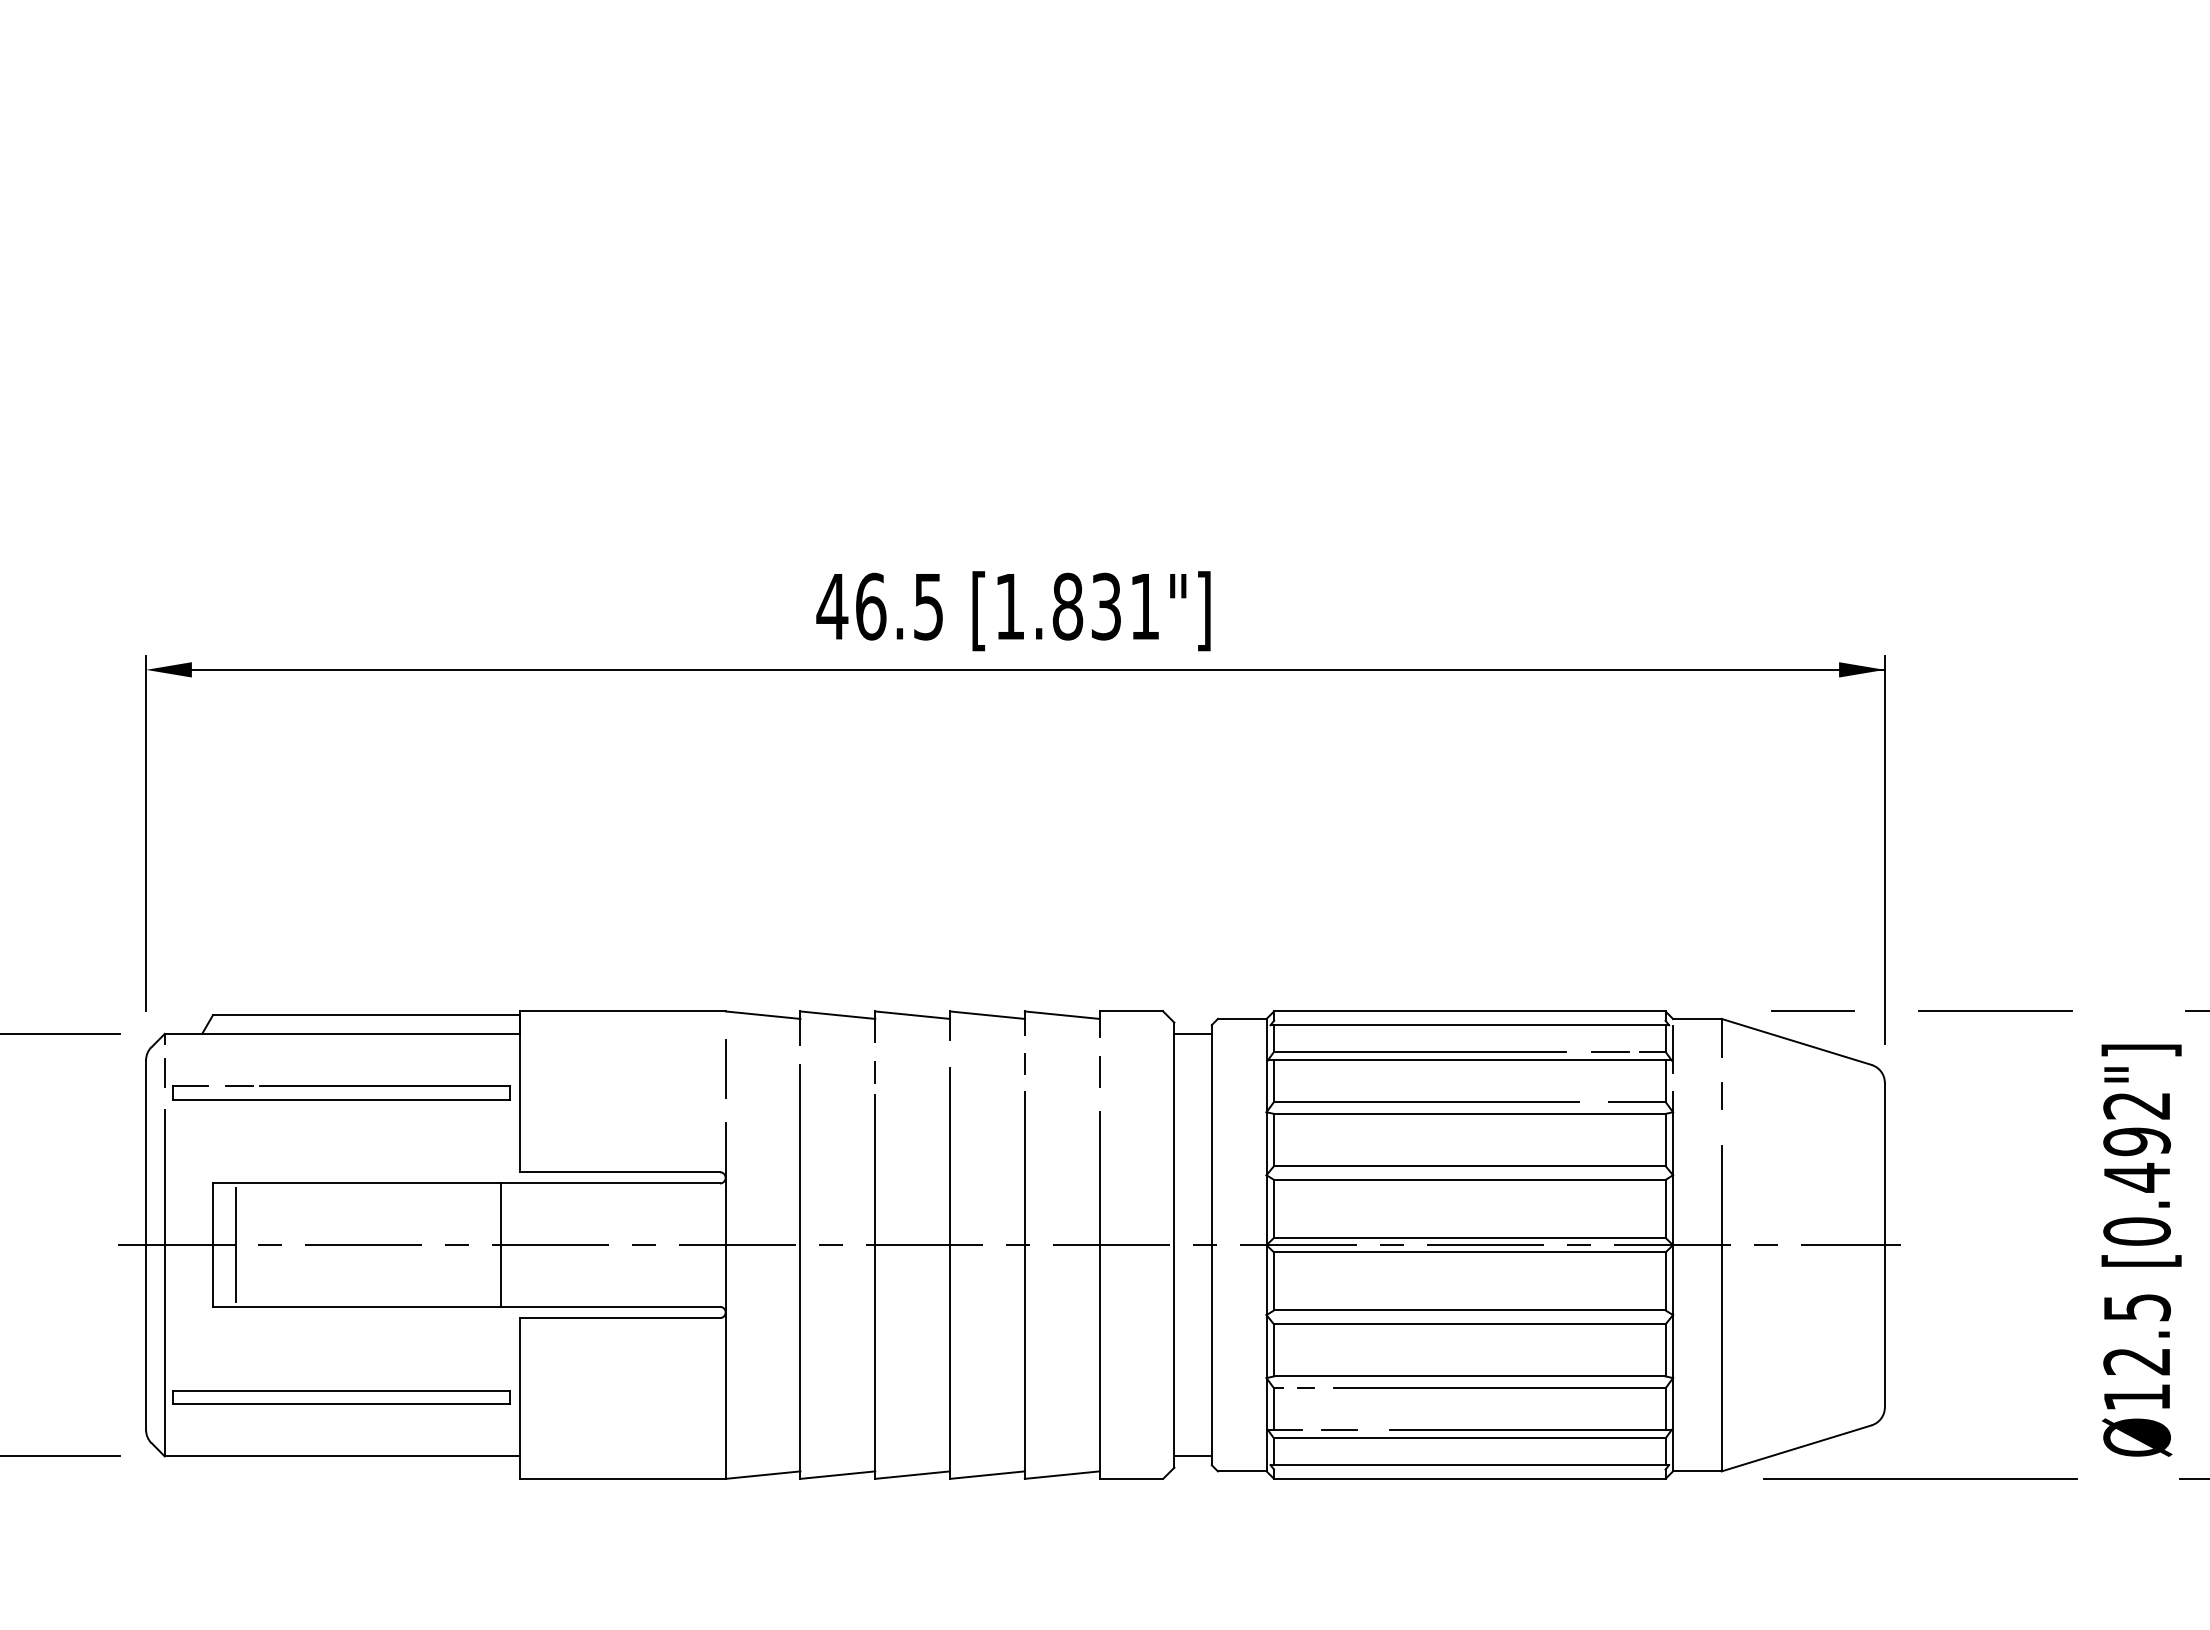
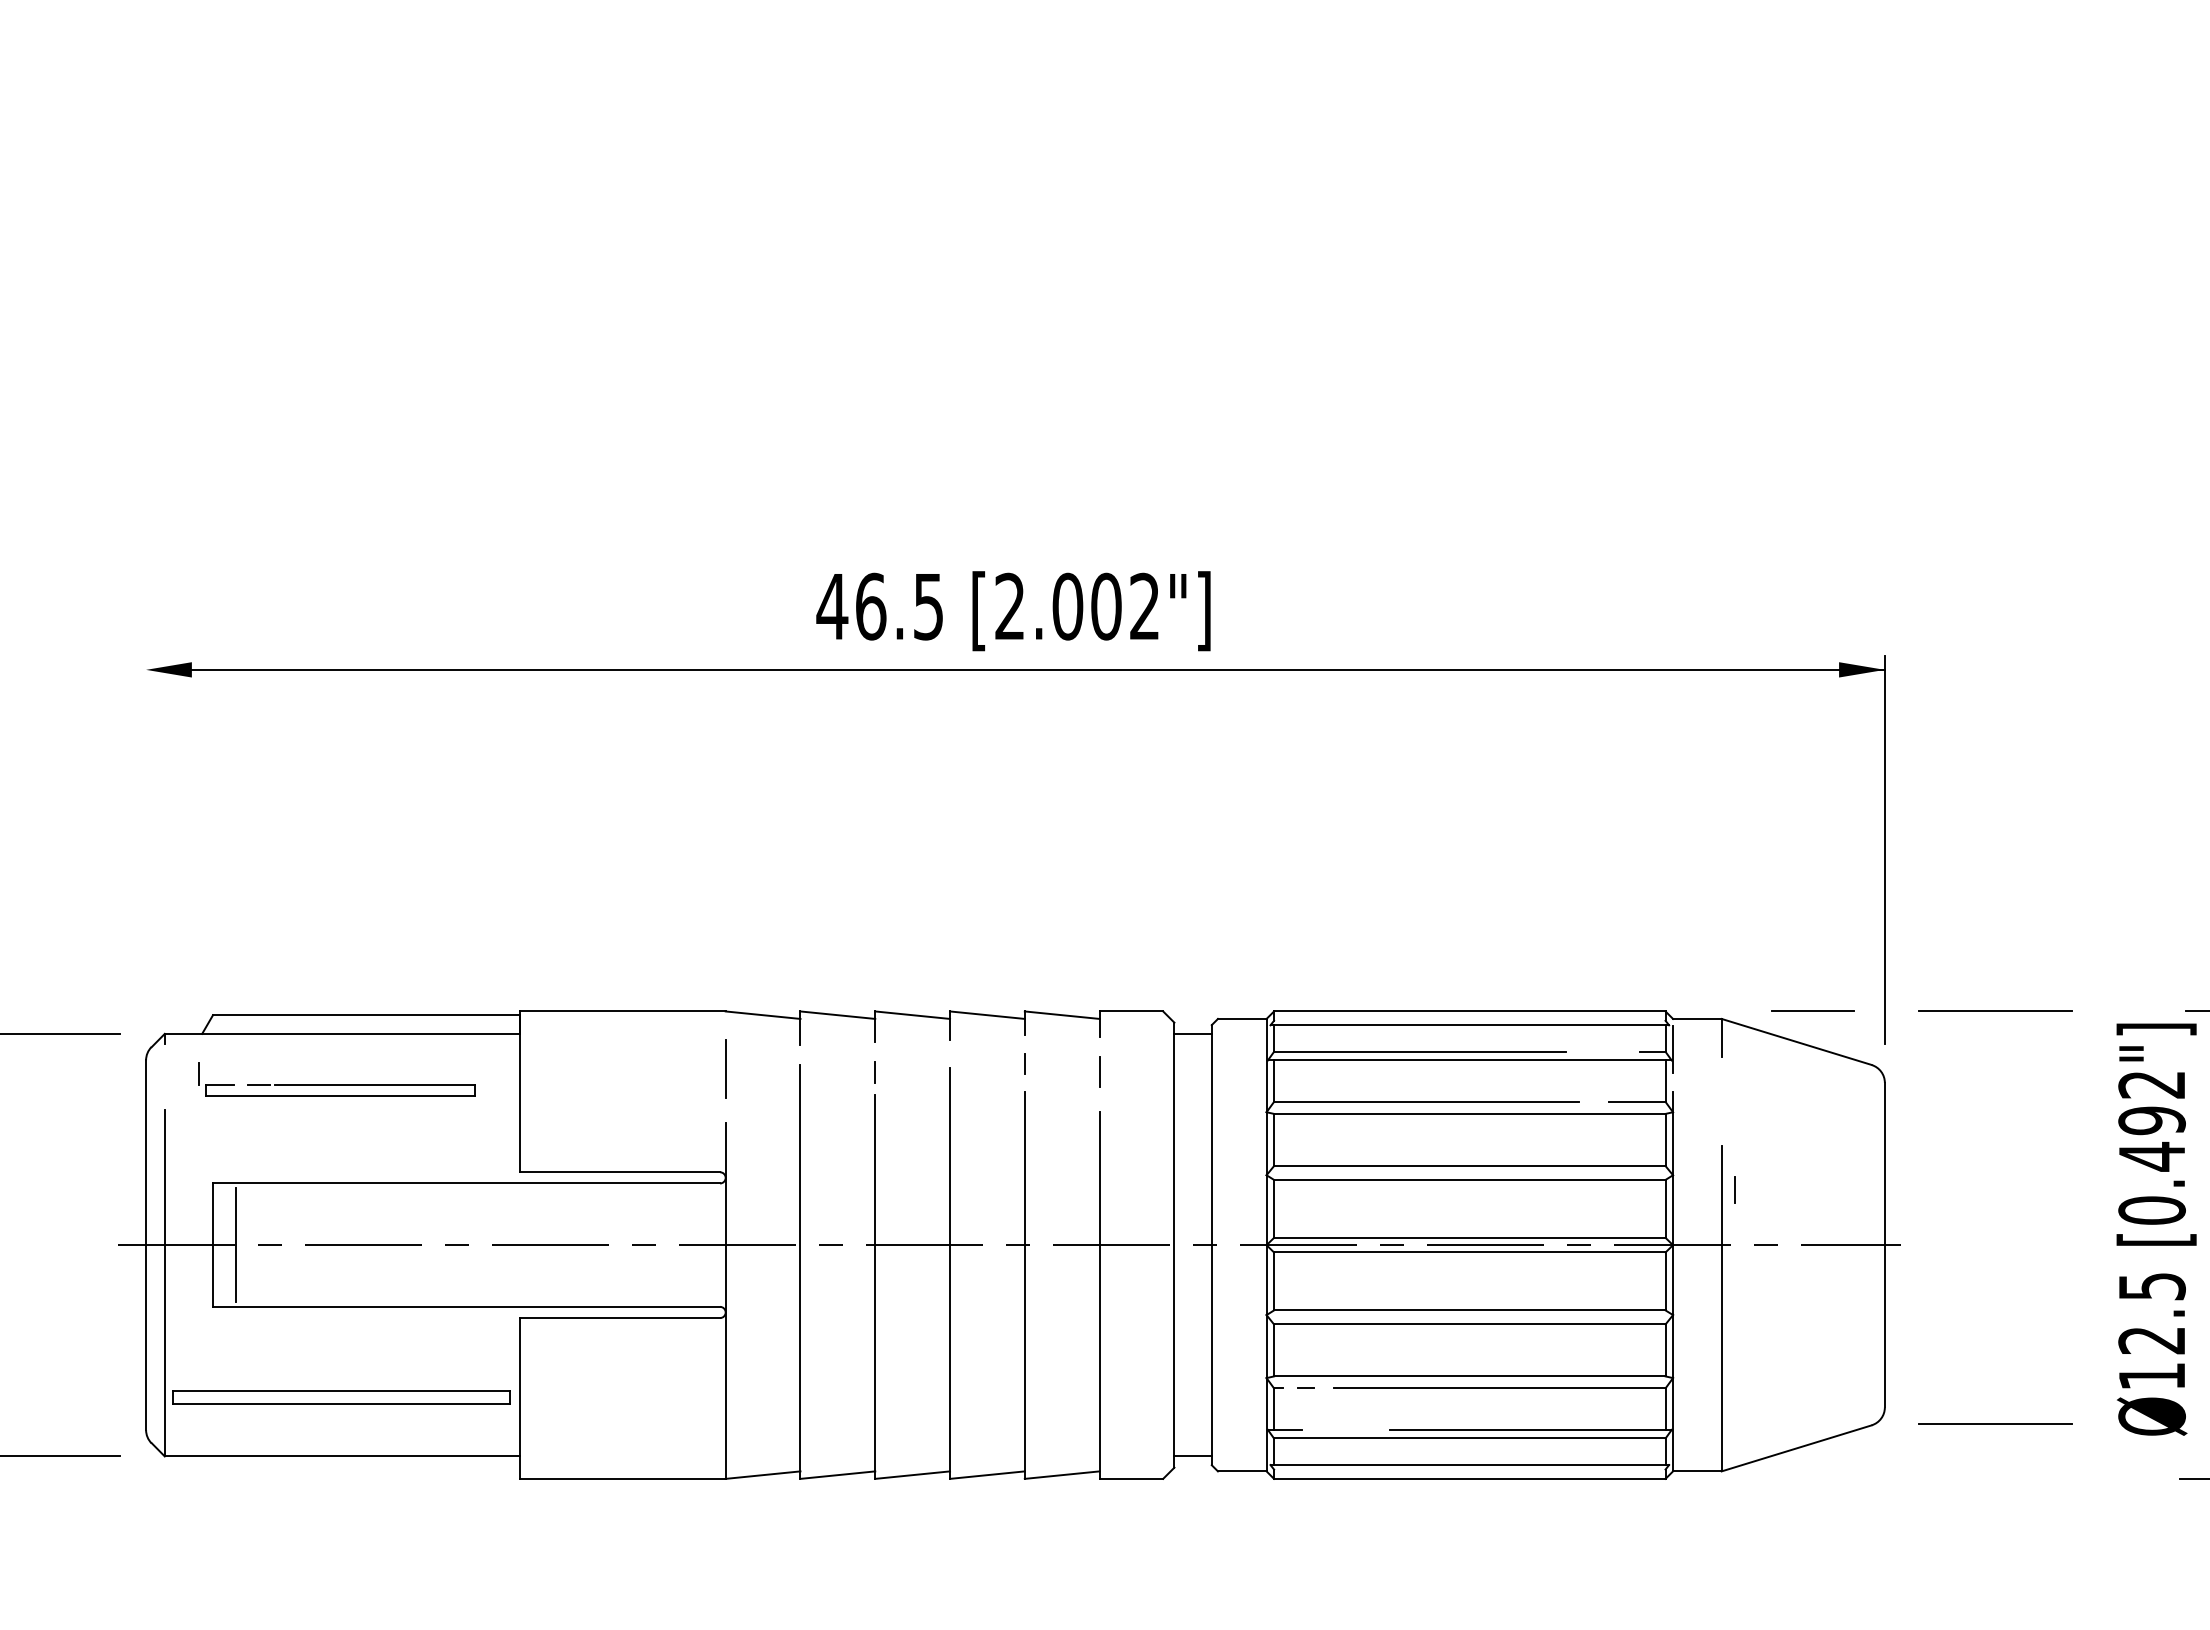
text: [1.831"] -> [2.002"] (1076, 606)
line: present -> none (146, 833)
line: present -> none (1610, 1051)
part size: 347x43 px -> 278x35 px (336, 1079)
line position: (1721, 1095) -> (1734, 1189) (1734, 1189)
line: present -> none (501, 1244)
text position: (2141, 1250) -> (2156, 1229) (2156, 1229)
line: none -> present (1995, 1423)
line: present -> none (1339, 1429)
line: present -> none (1919, 1478)
